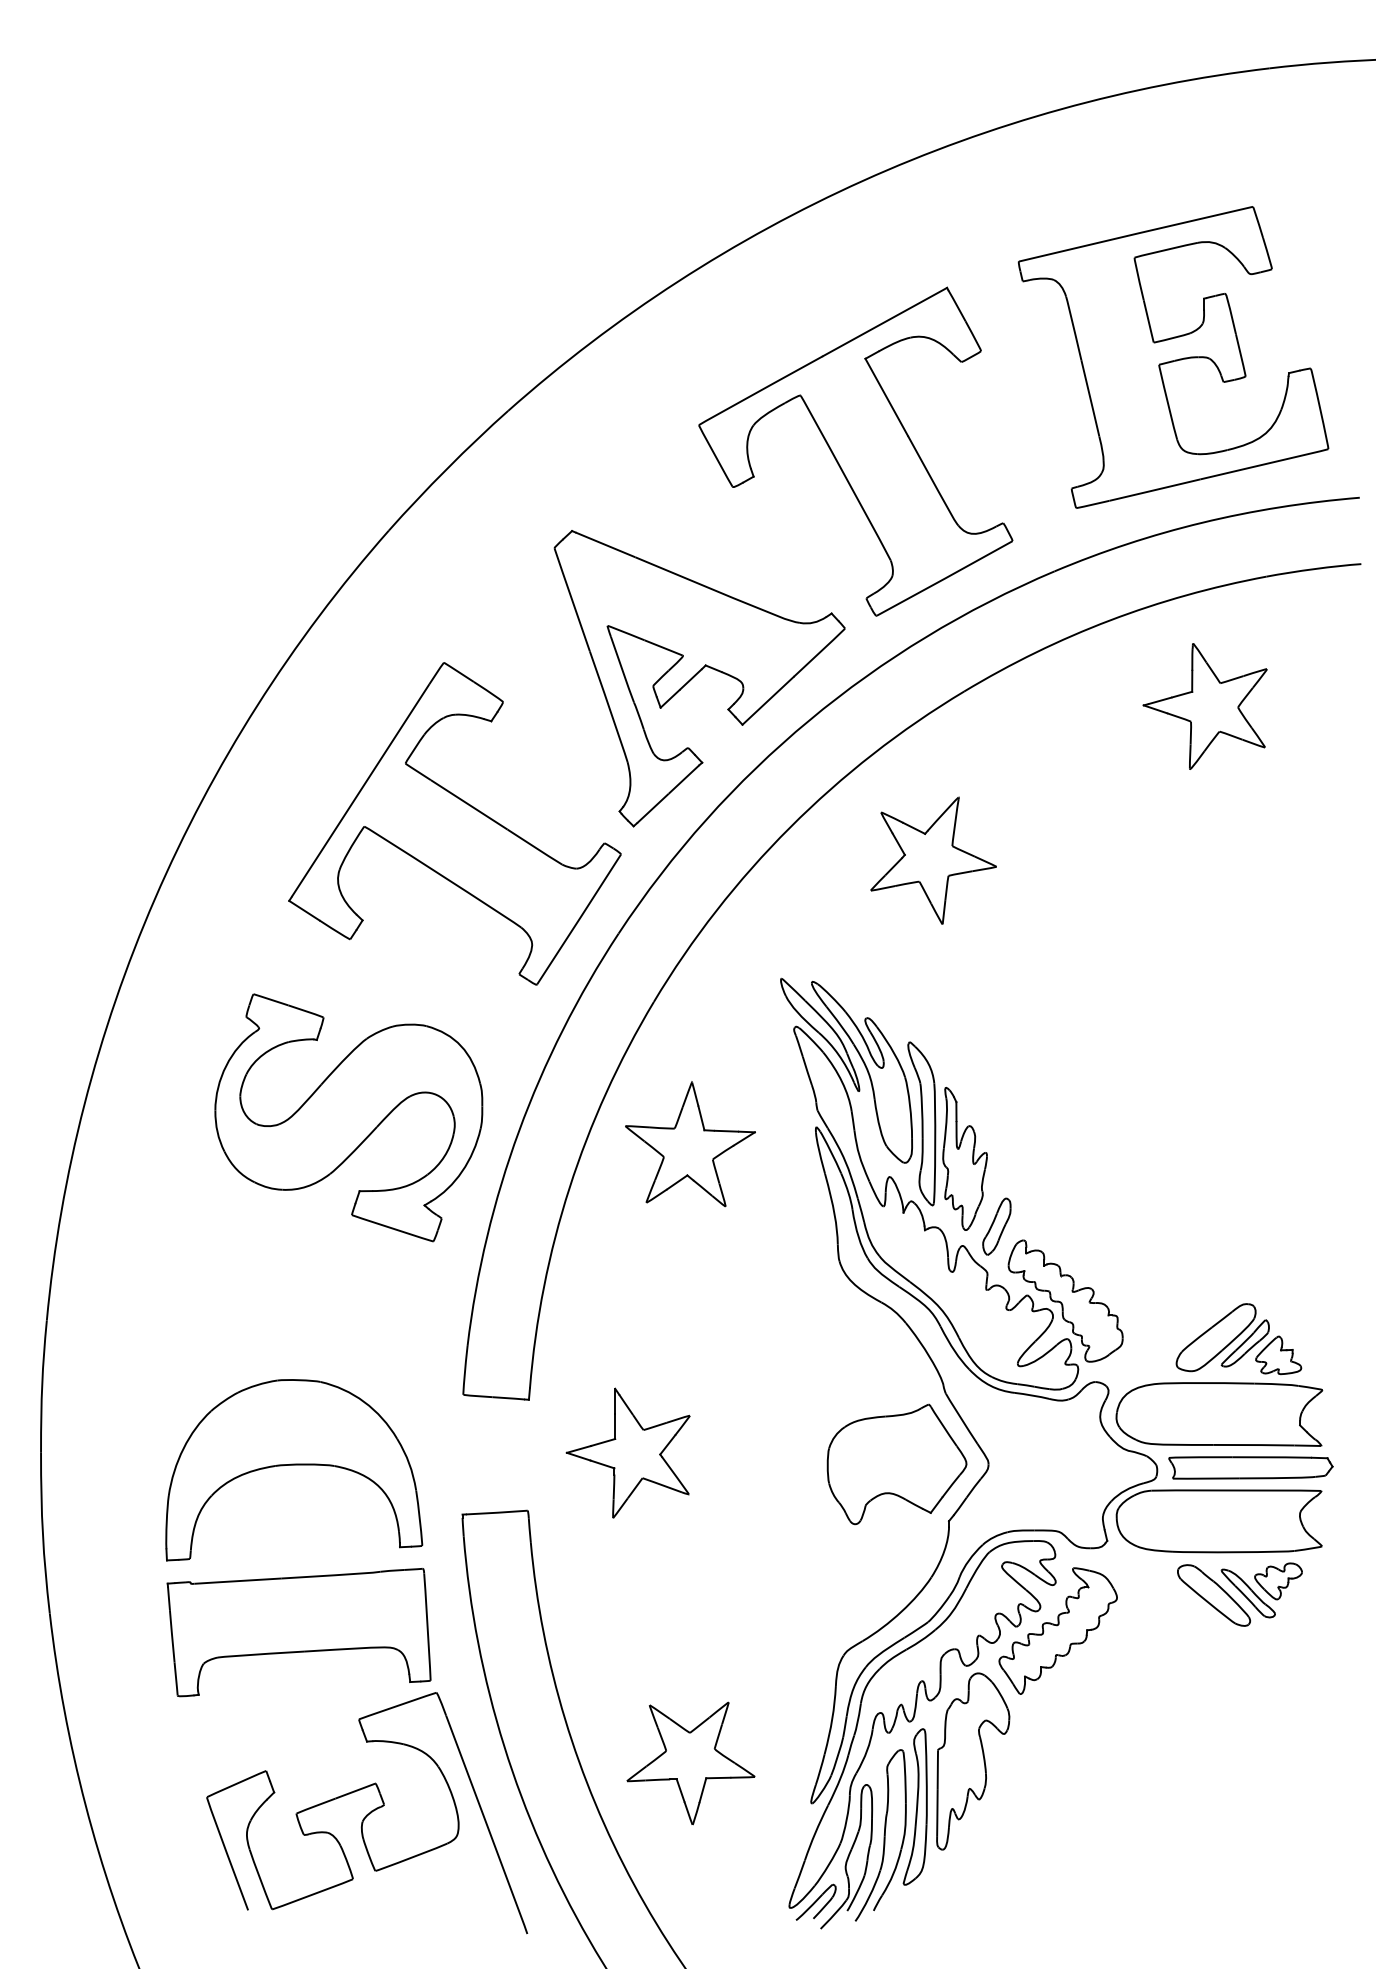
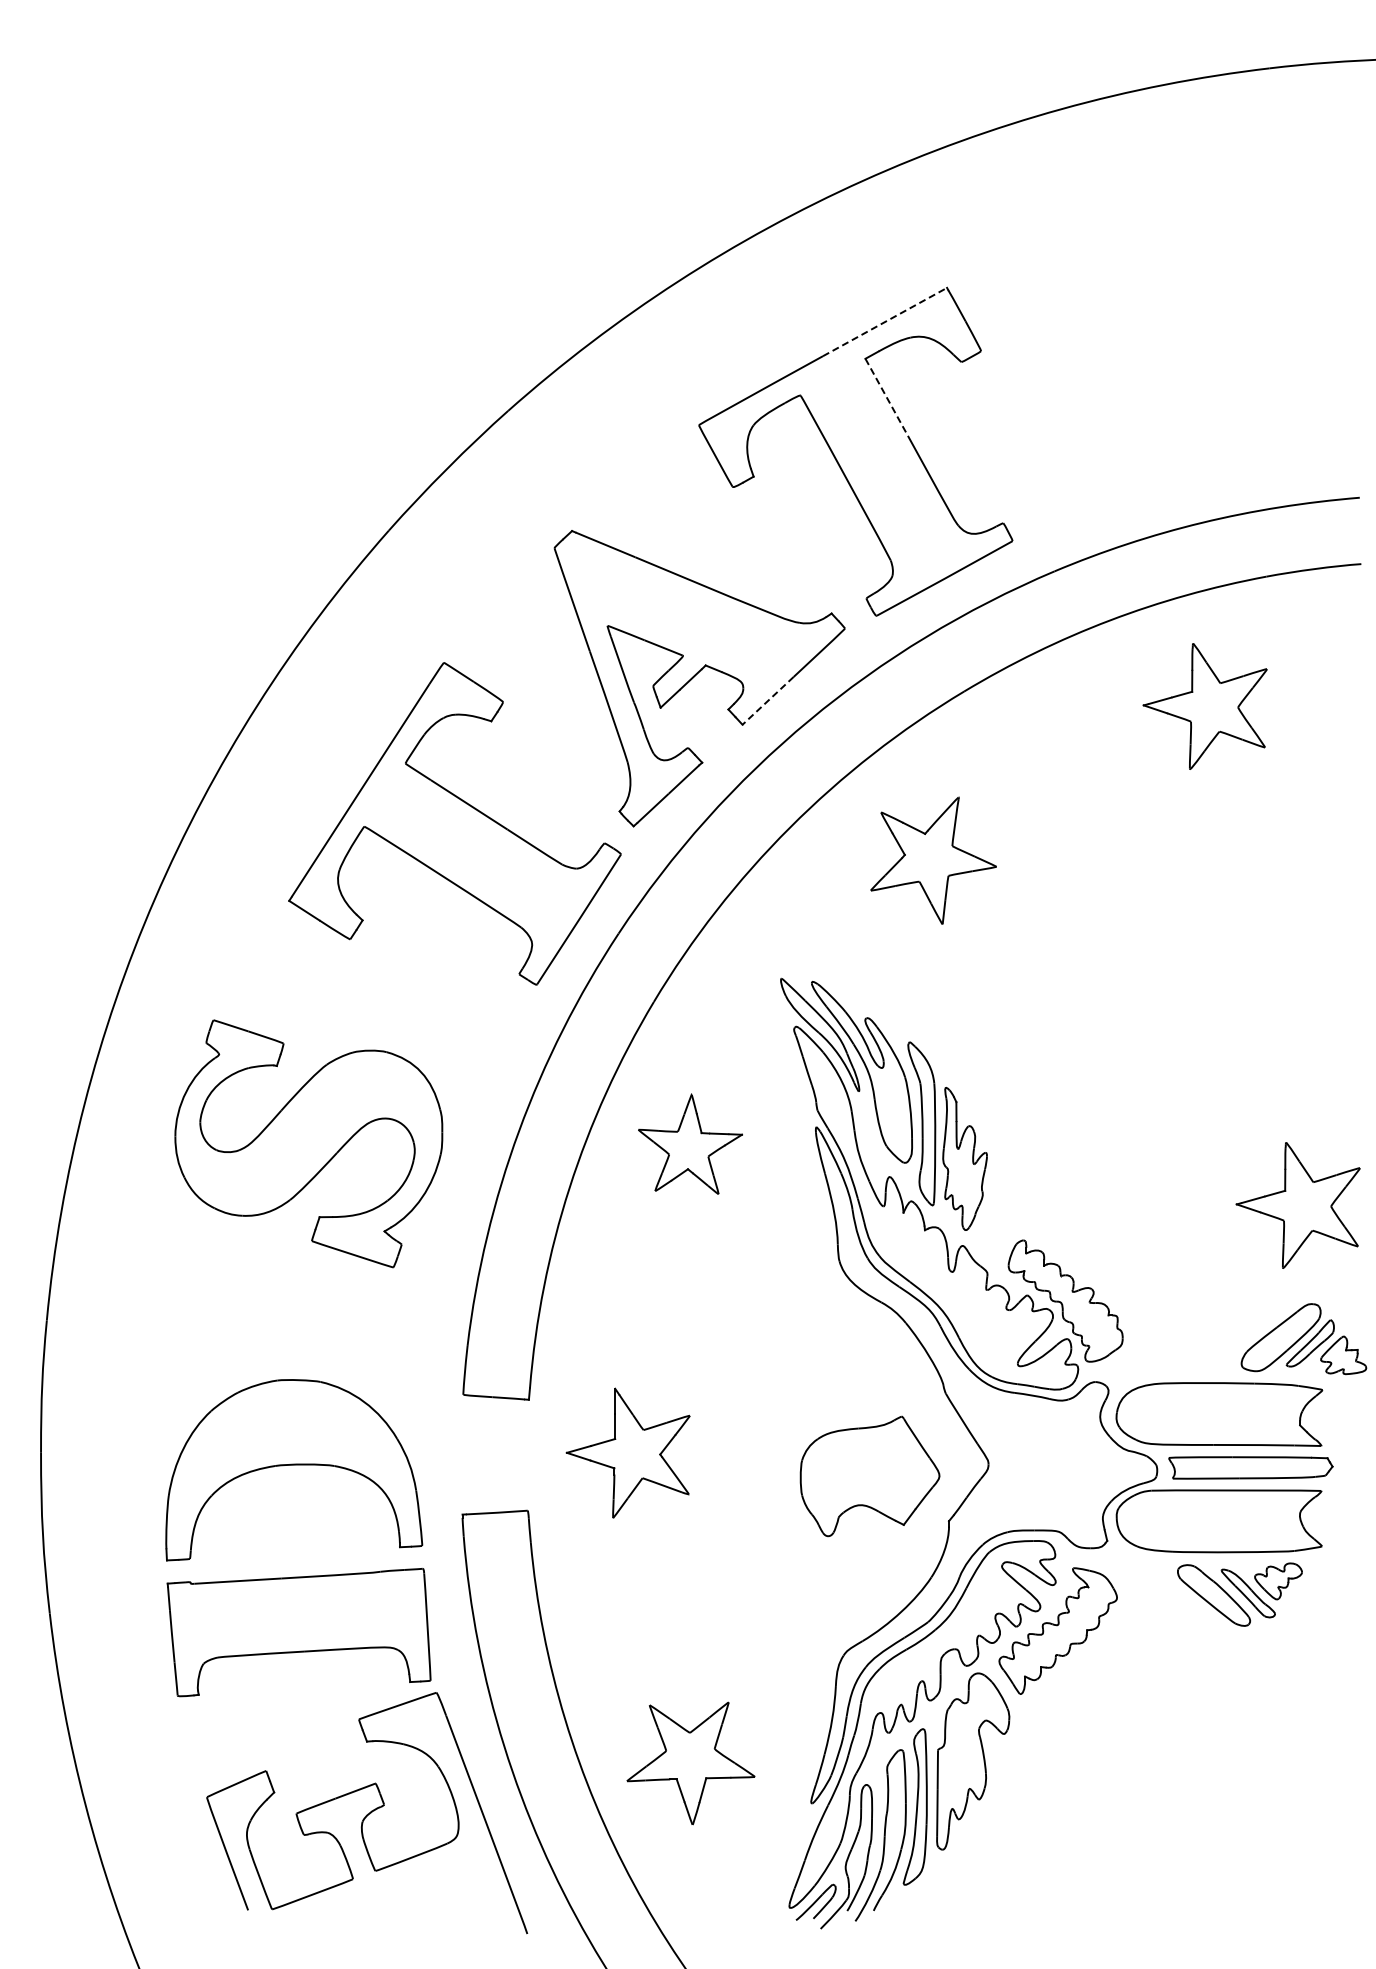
line: solid -> dashed (885, 322)
part: present -> none (1173, 357)
line: solid -> dashed (886, 397)
line: solid -> dashed (768, 700)
part position: (348, 1117) -> (308, 1143) (308, 1143)
part size: 131x127 px -> 105x102 px (690, 1143)
part: none -> present (1297, 1205)
part: present -> none (996, 1226)
part position: (1238, 1339) -> (1303, 1339) (1303, 1339)
part position: (896, 1464) -> (869, 1476) (869, 1476)
